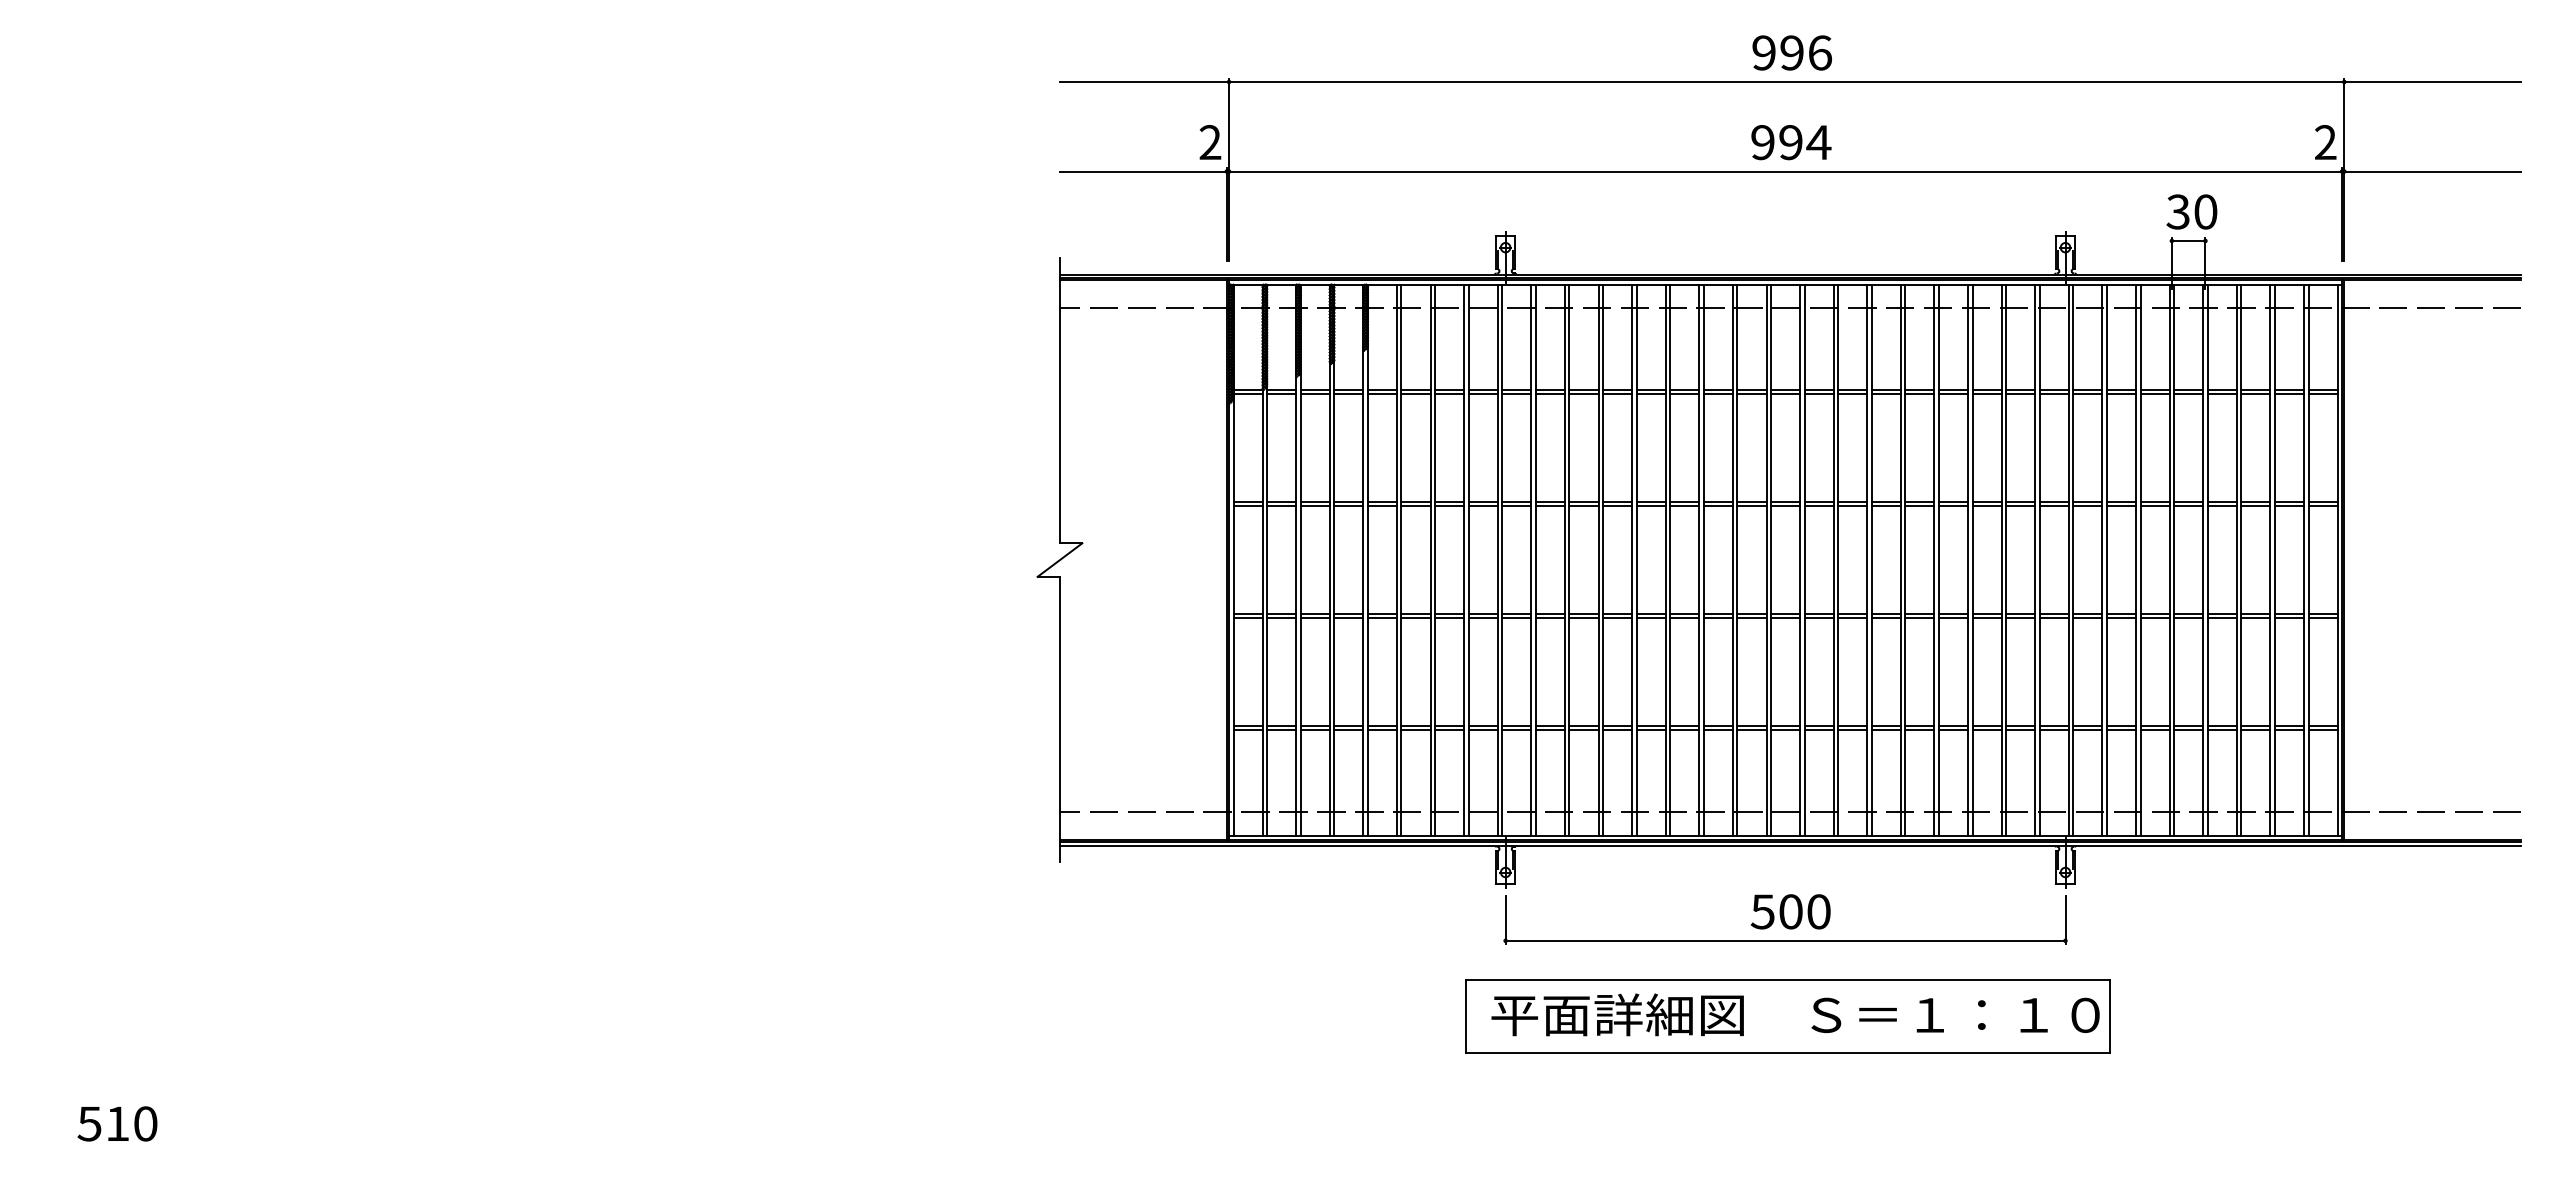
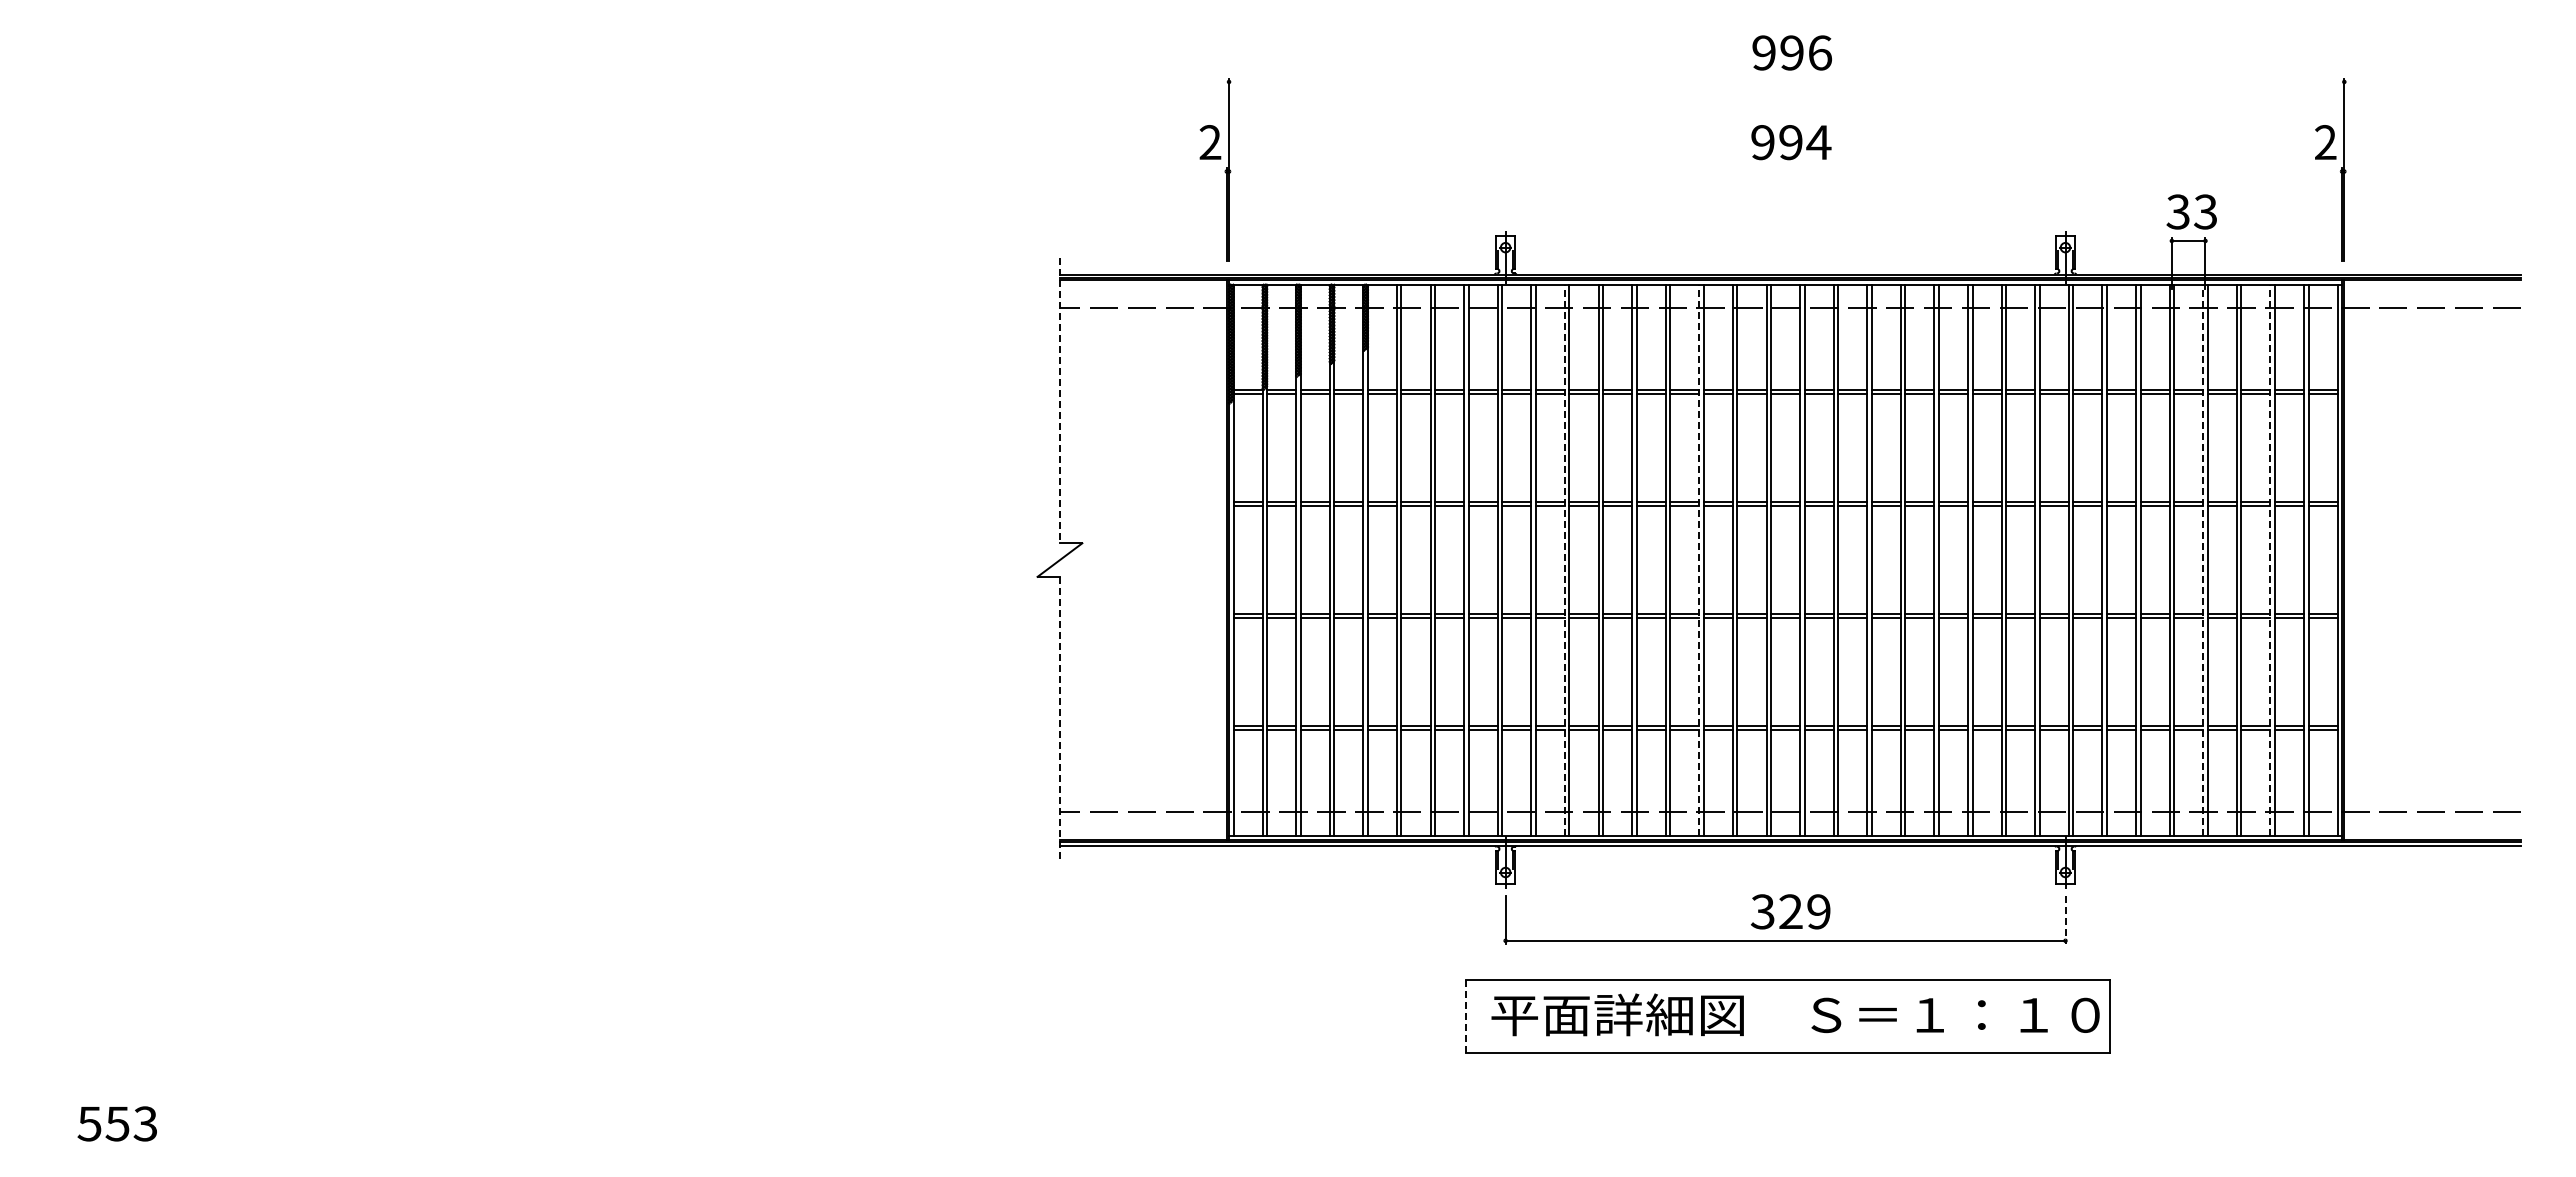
line: present -> none (1790, 81)
line: present -> none (1790, 171)
text: 30 -> 33 (2205, 211)
line: solid -> dashed (1059, 400)
line: solid -> dashed (1564, 559)
line: solid -> dashed (1699, 559)
line: solid -> dashed (2203, 559)
line: solid -> dashed (2270, 559)
line: solid -> dashed (1059, 719)
text: 500 -> 329 (1790, 911)
line: solid -> dashed (2065, 920)
line: solid -> dashed (1466, 1015)
text: 510 -> 553 (131, 1123)
